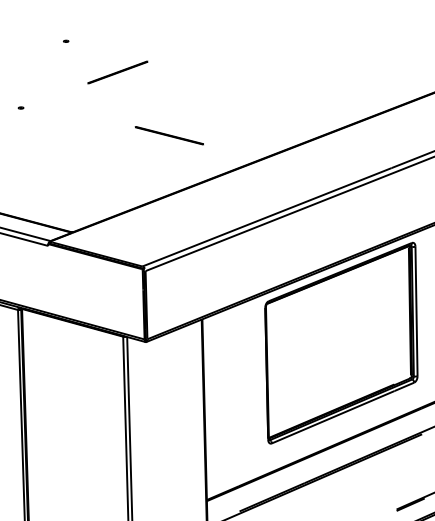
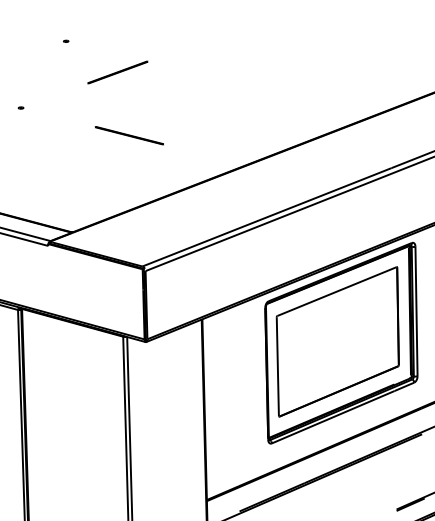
line position: (168, 135) -> (128, 135) (128, 135)
part: none -> present (337, 341)
